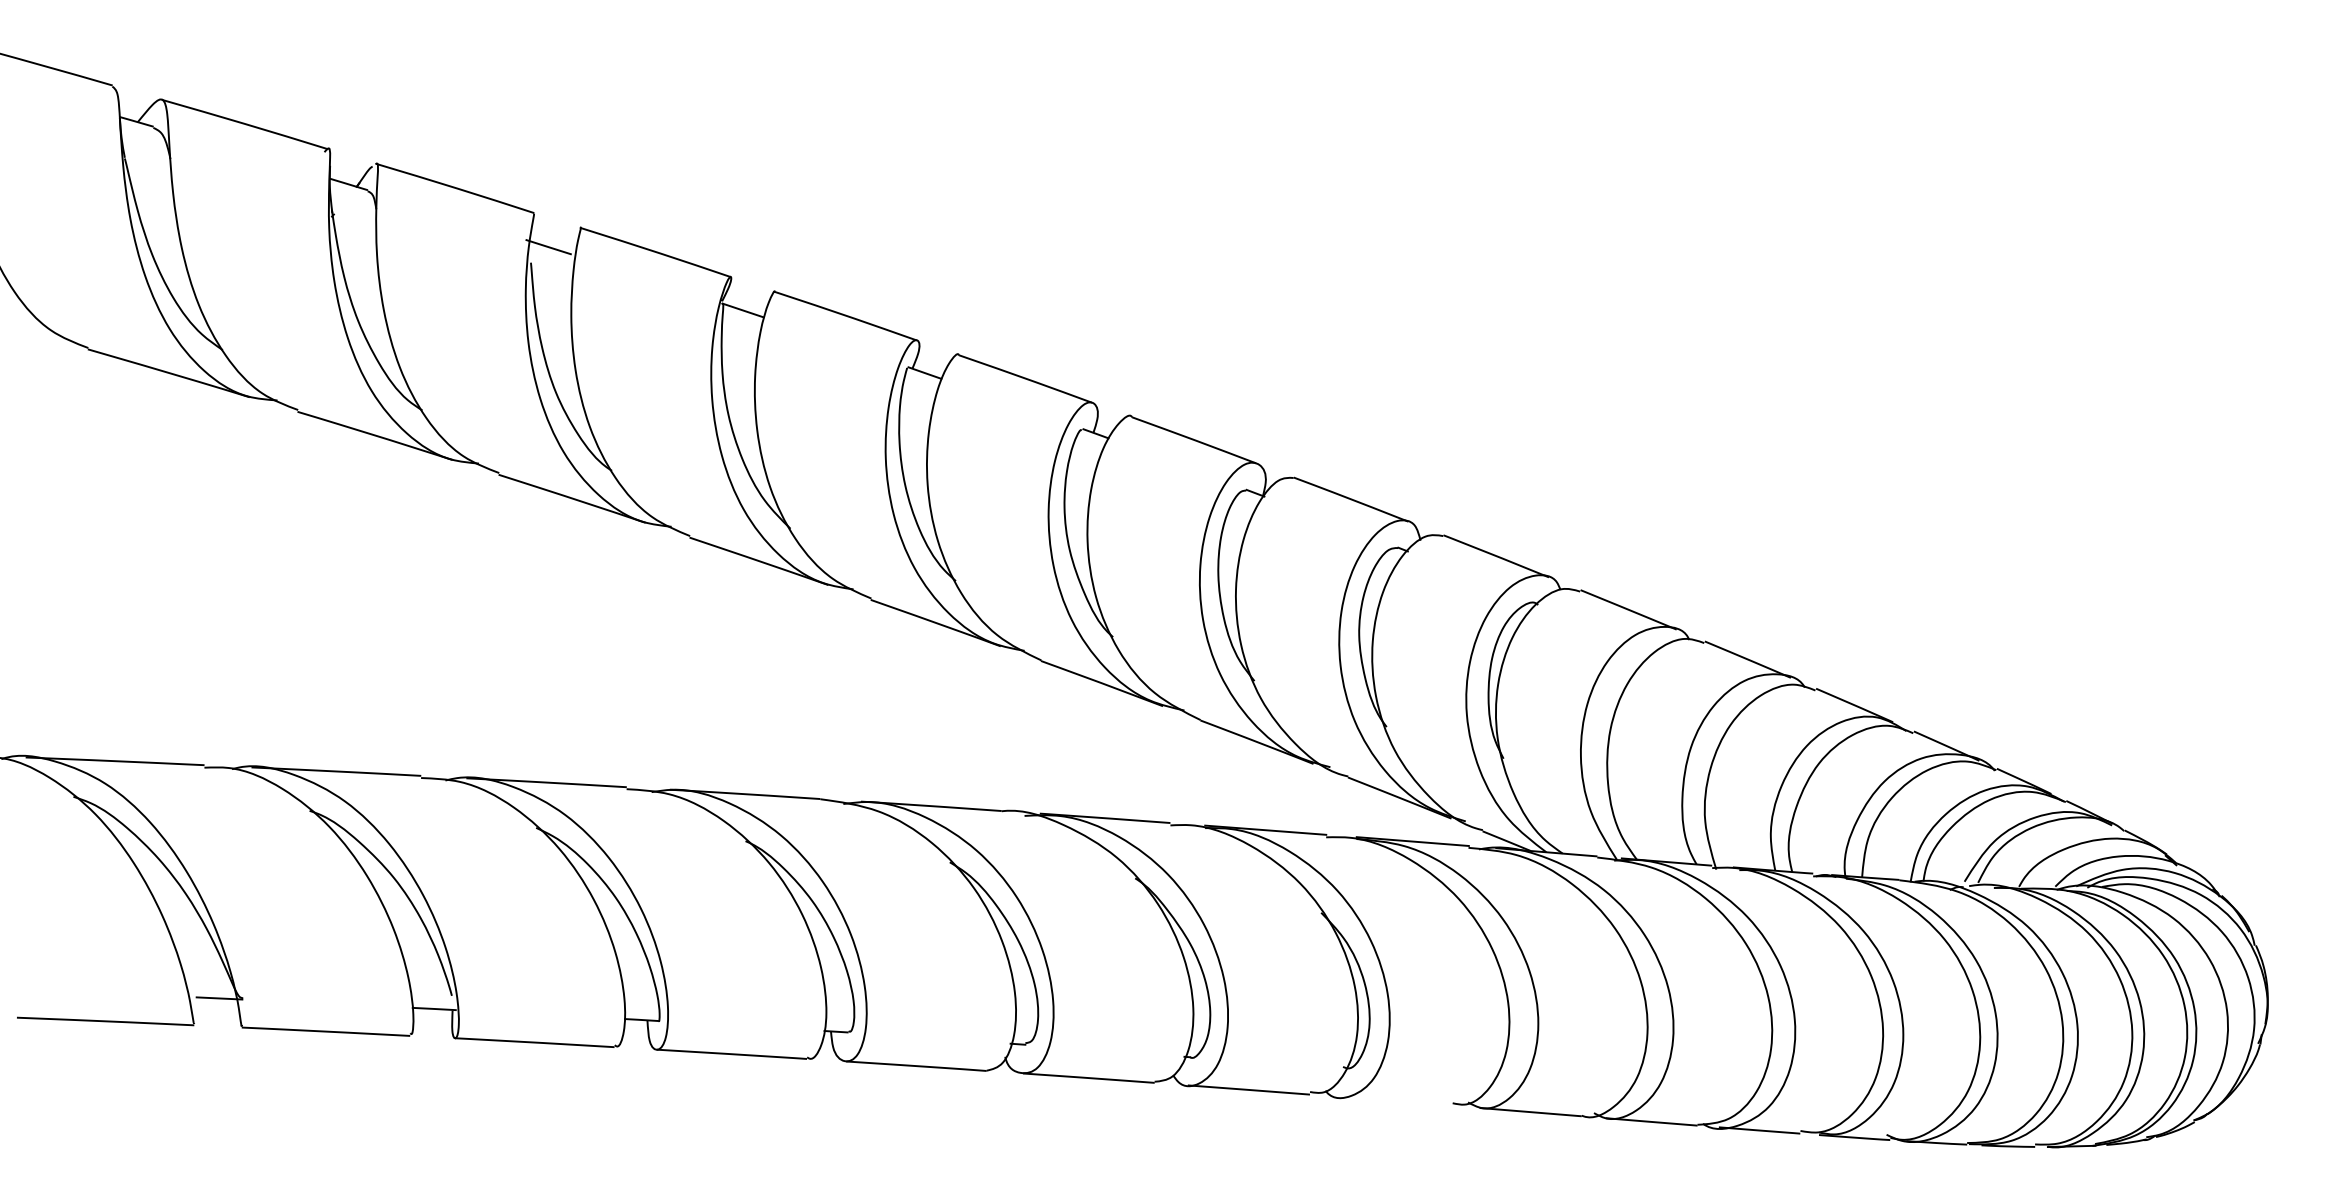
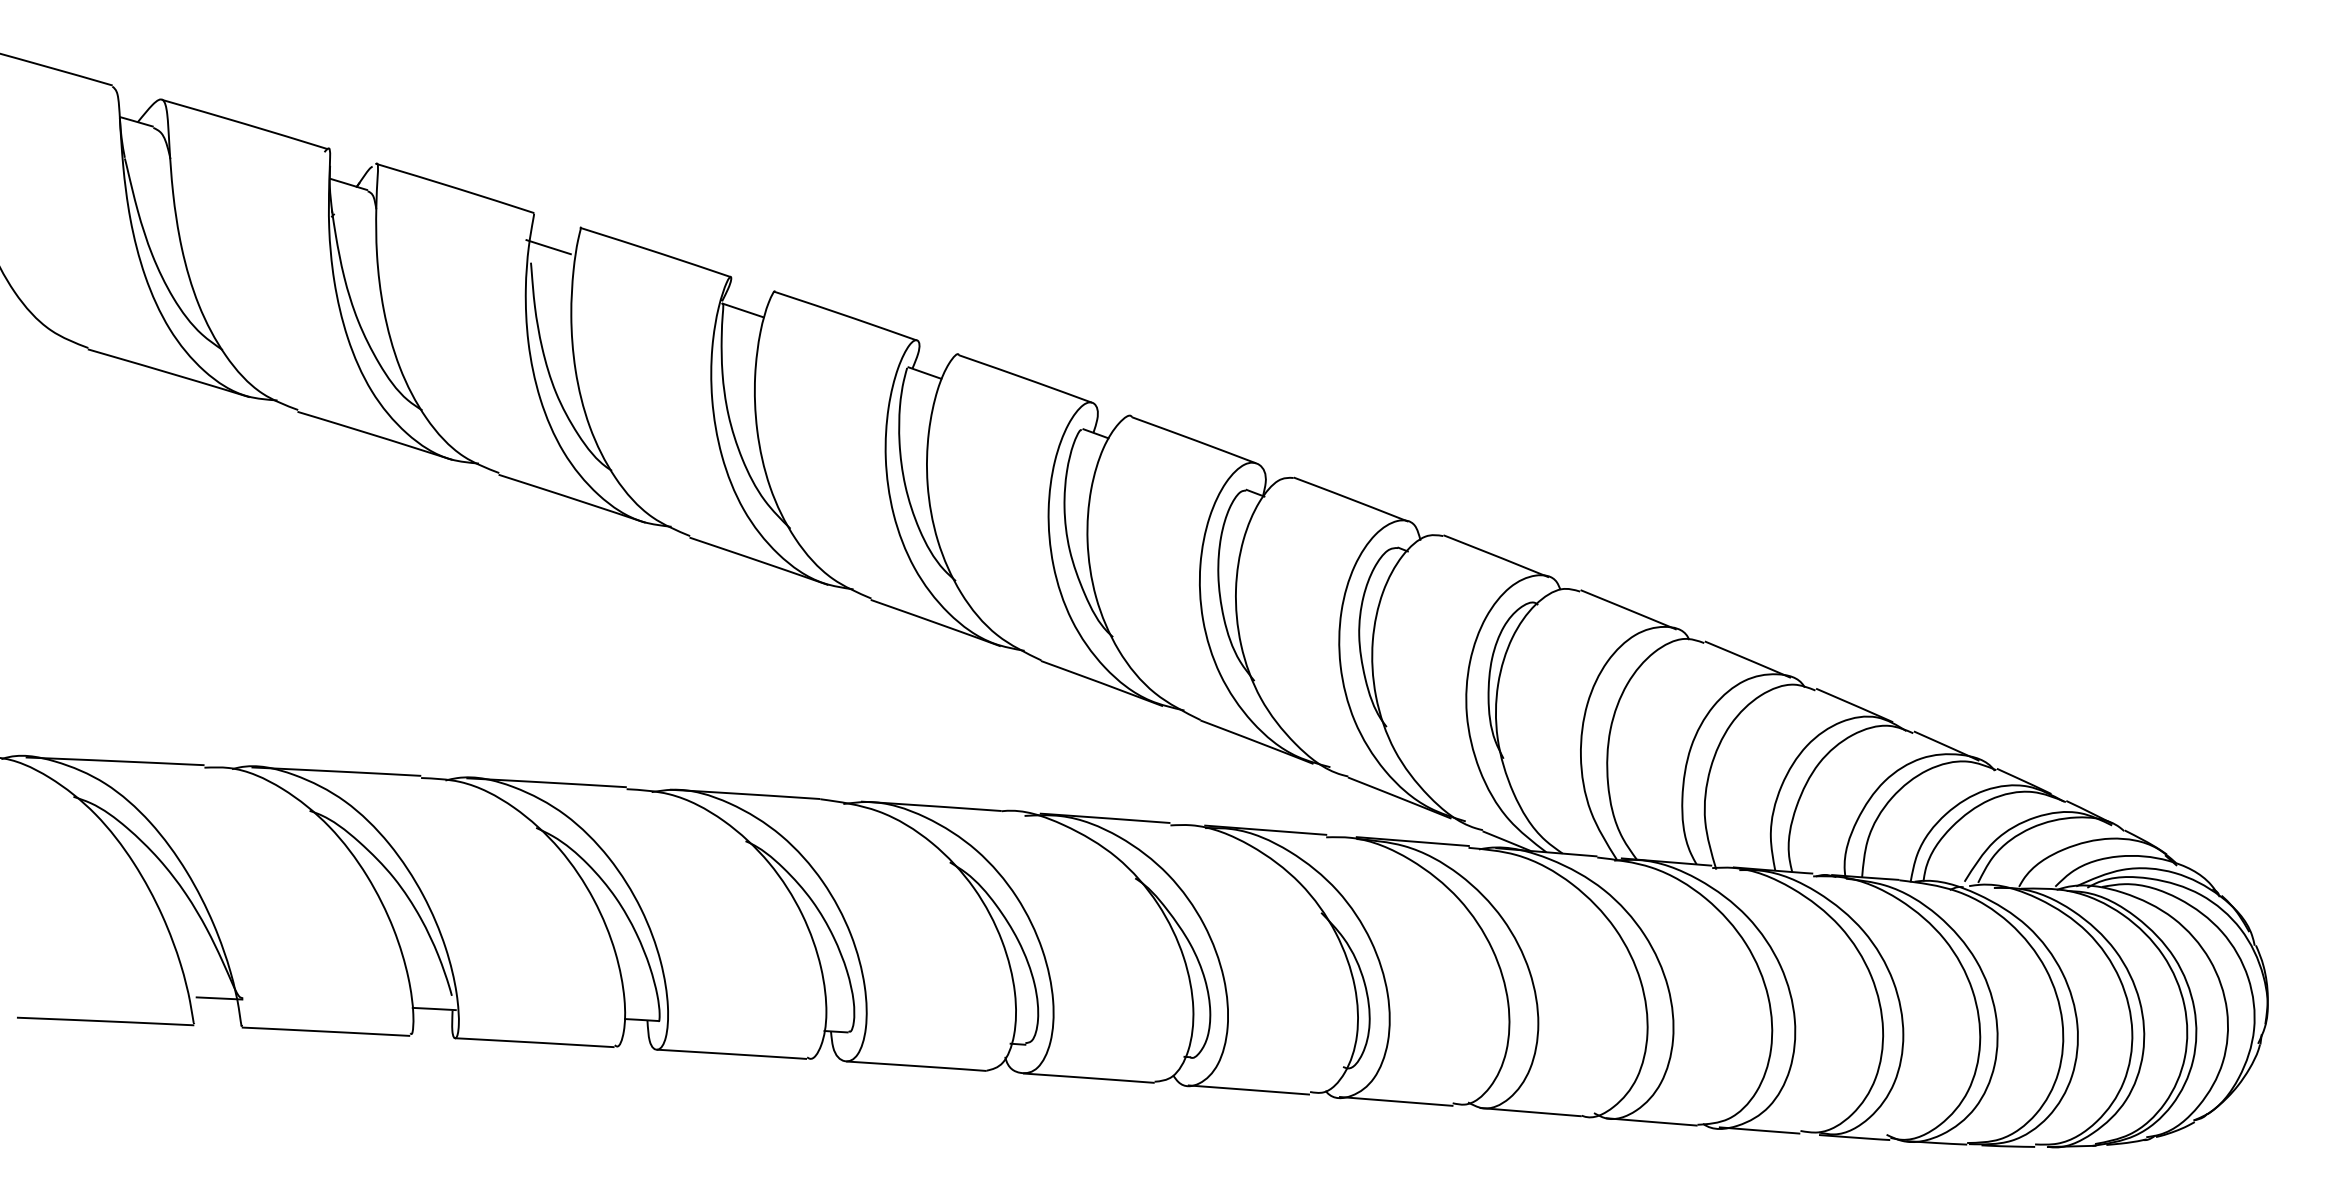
line: none -> present (1396, 1101)
